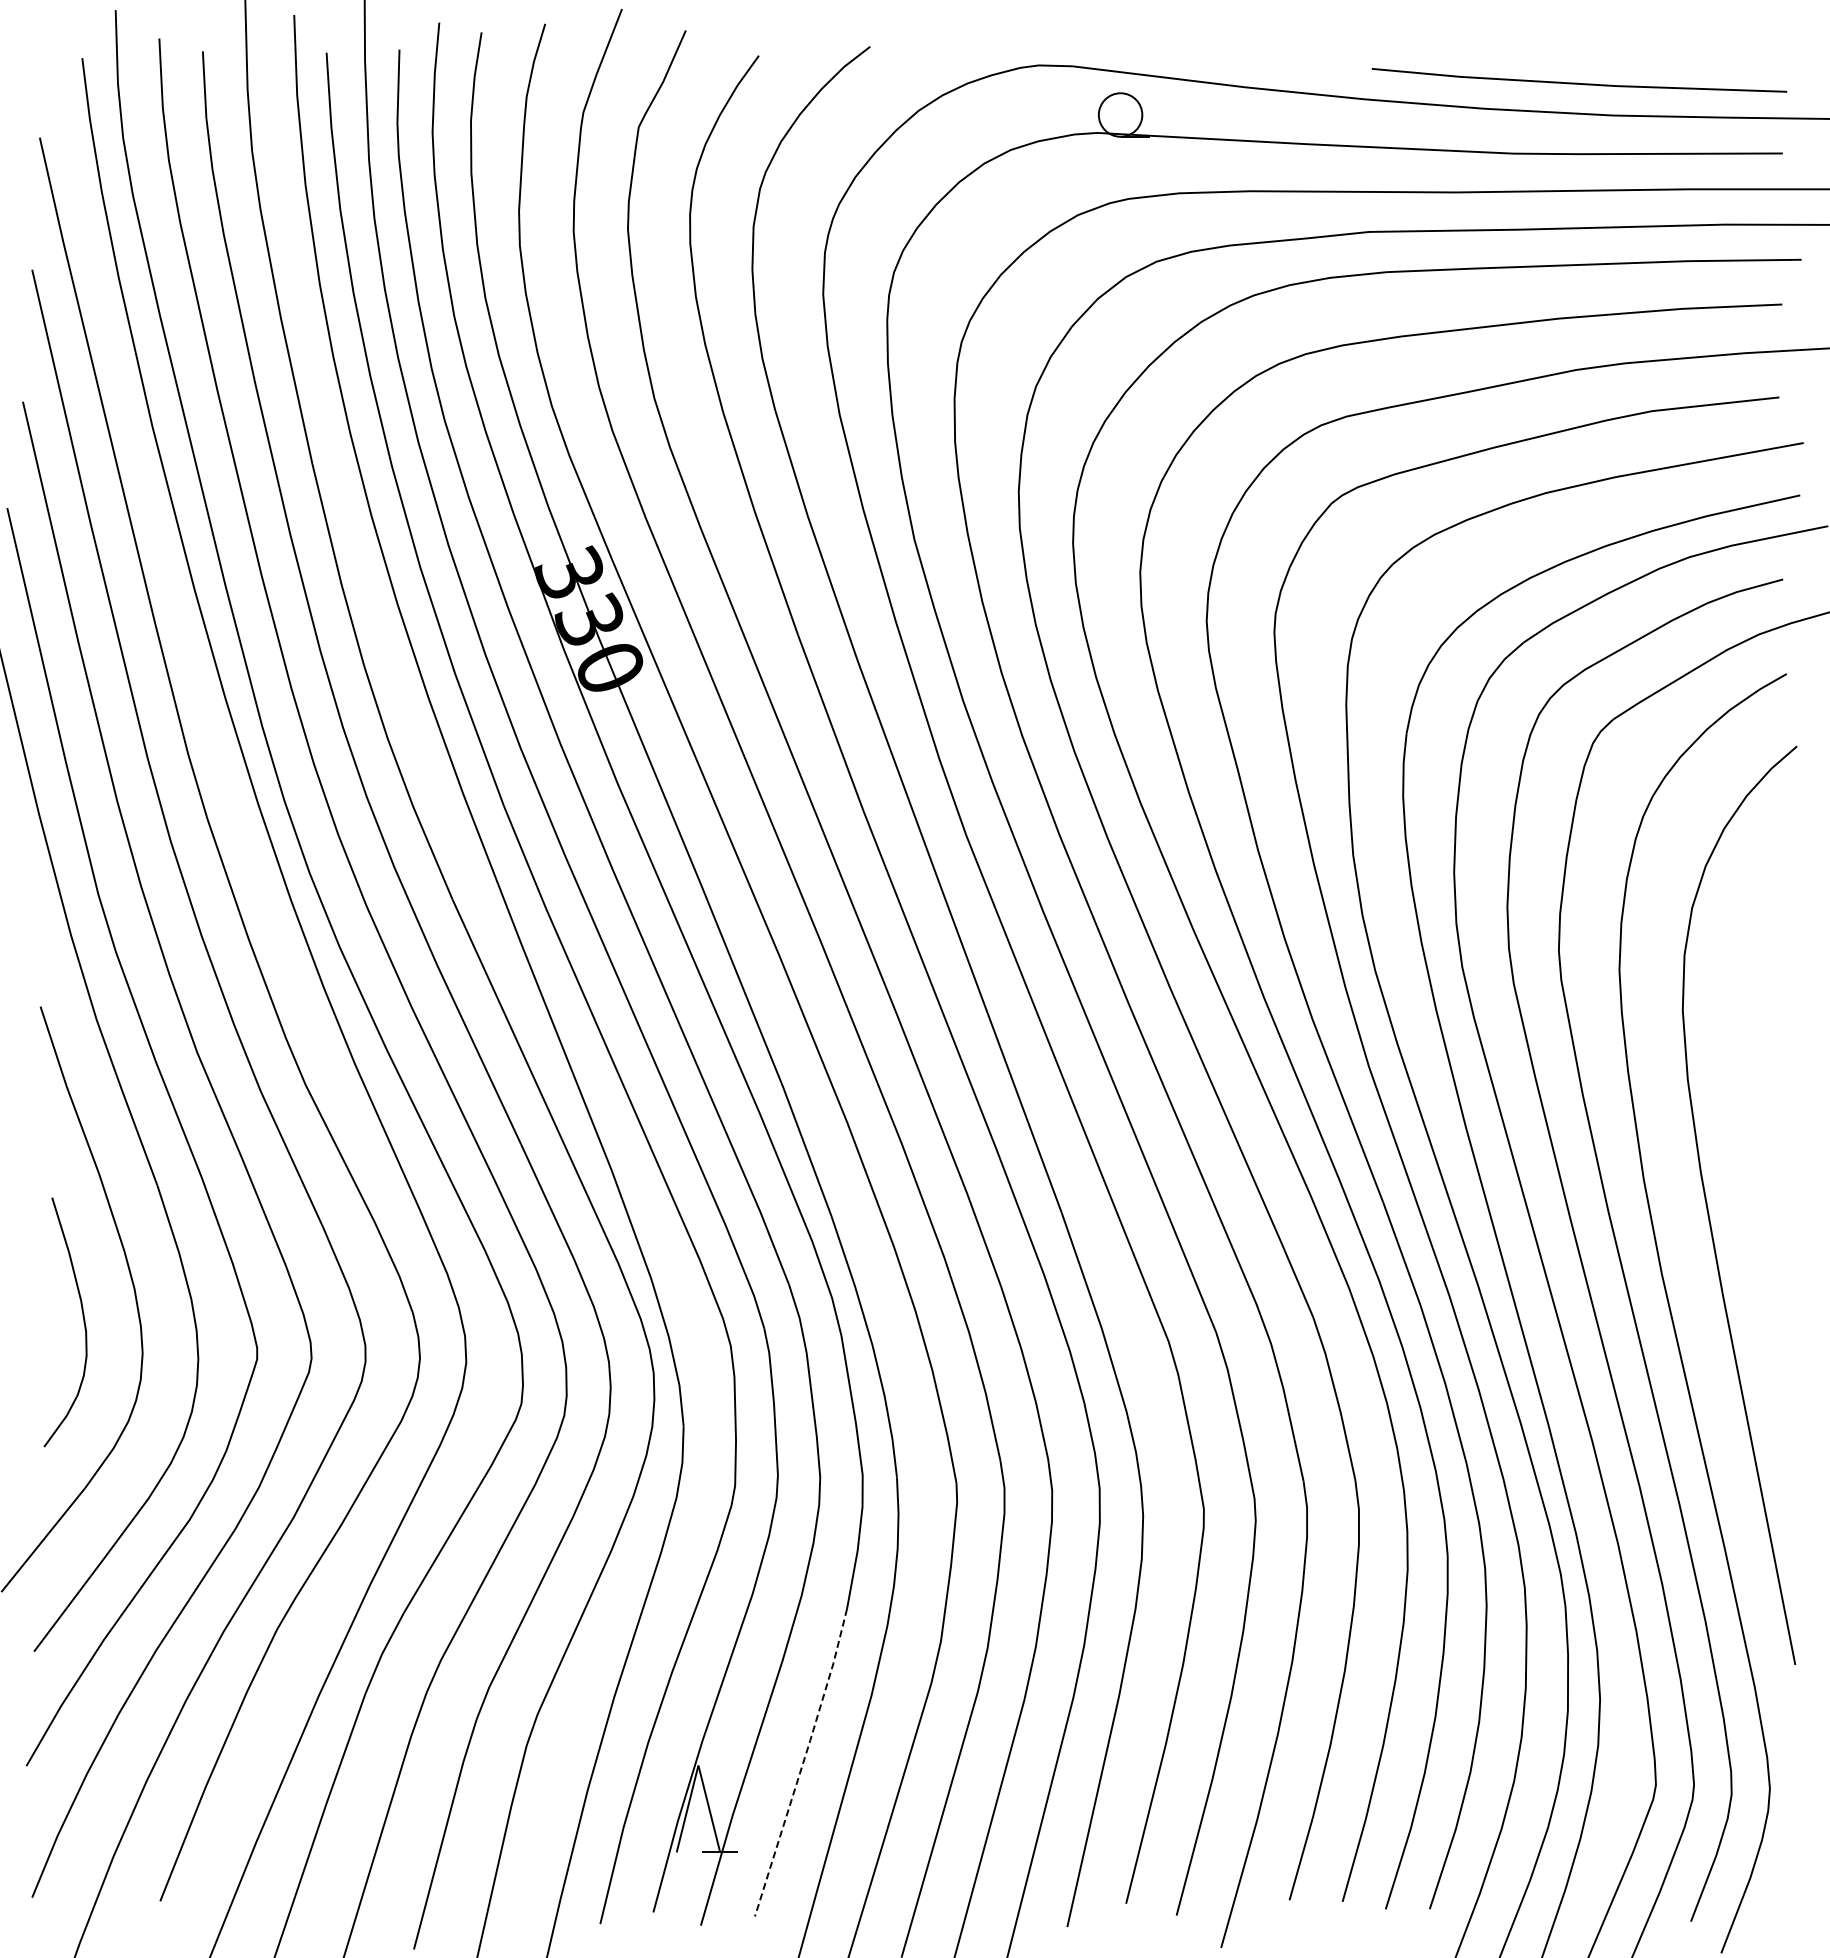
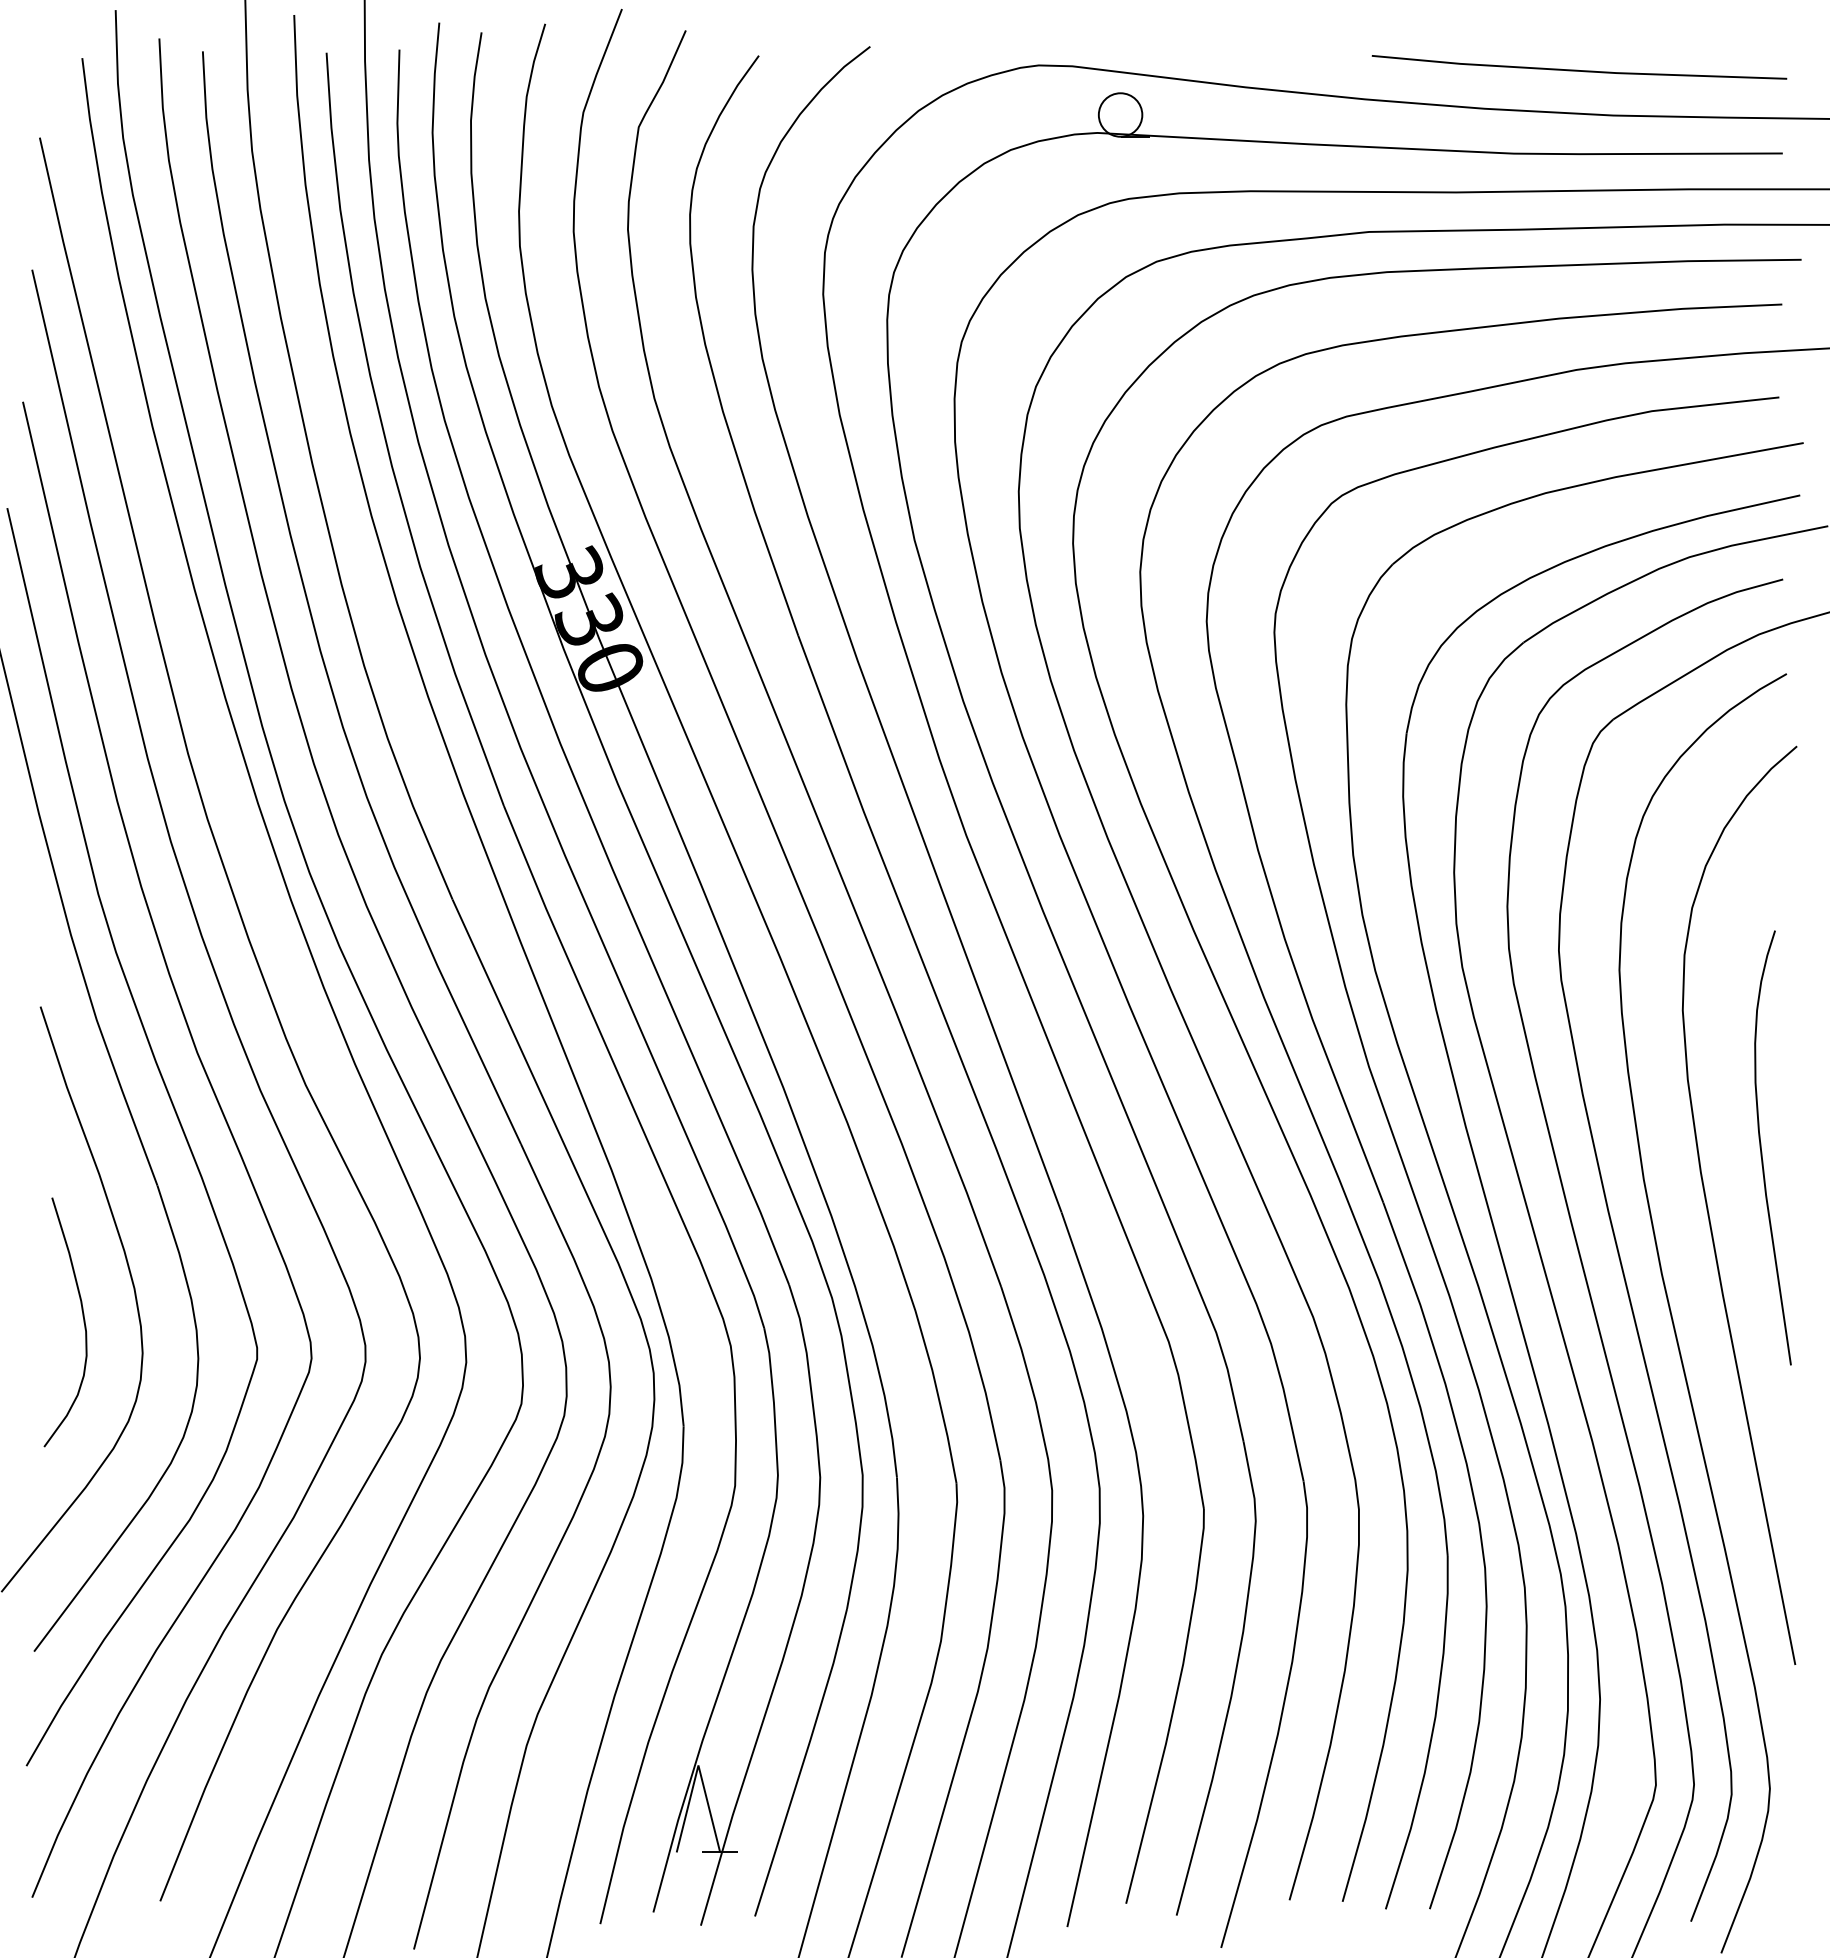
line position: (1577, 82) -> (1577, 69) (1577, 69)
curve: none -> present (1762, 1151)
line: dashed -> solid (803, 1762)
